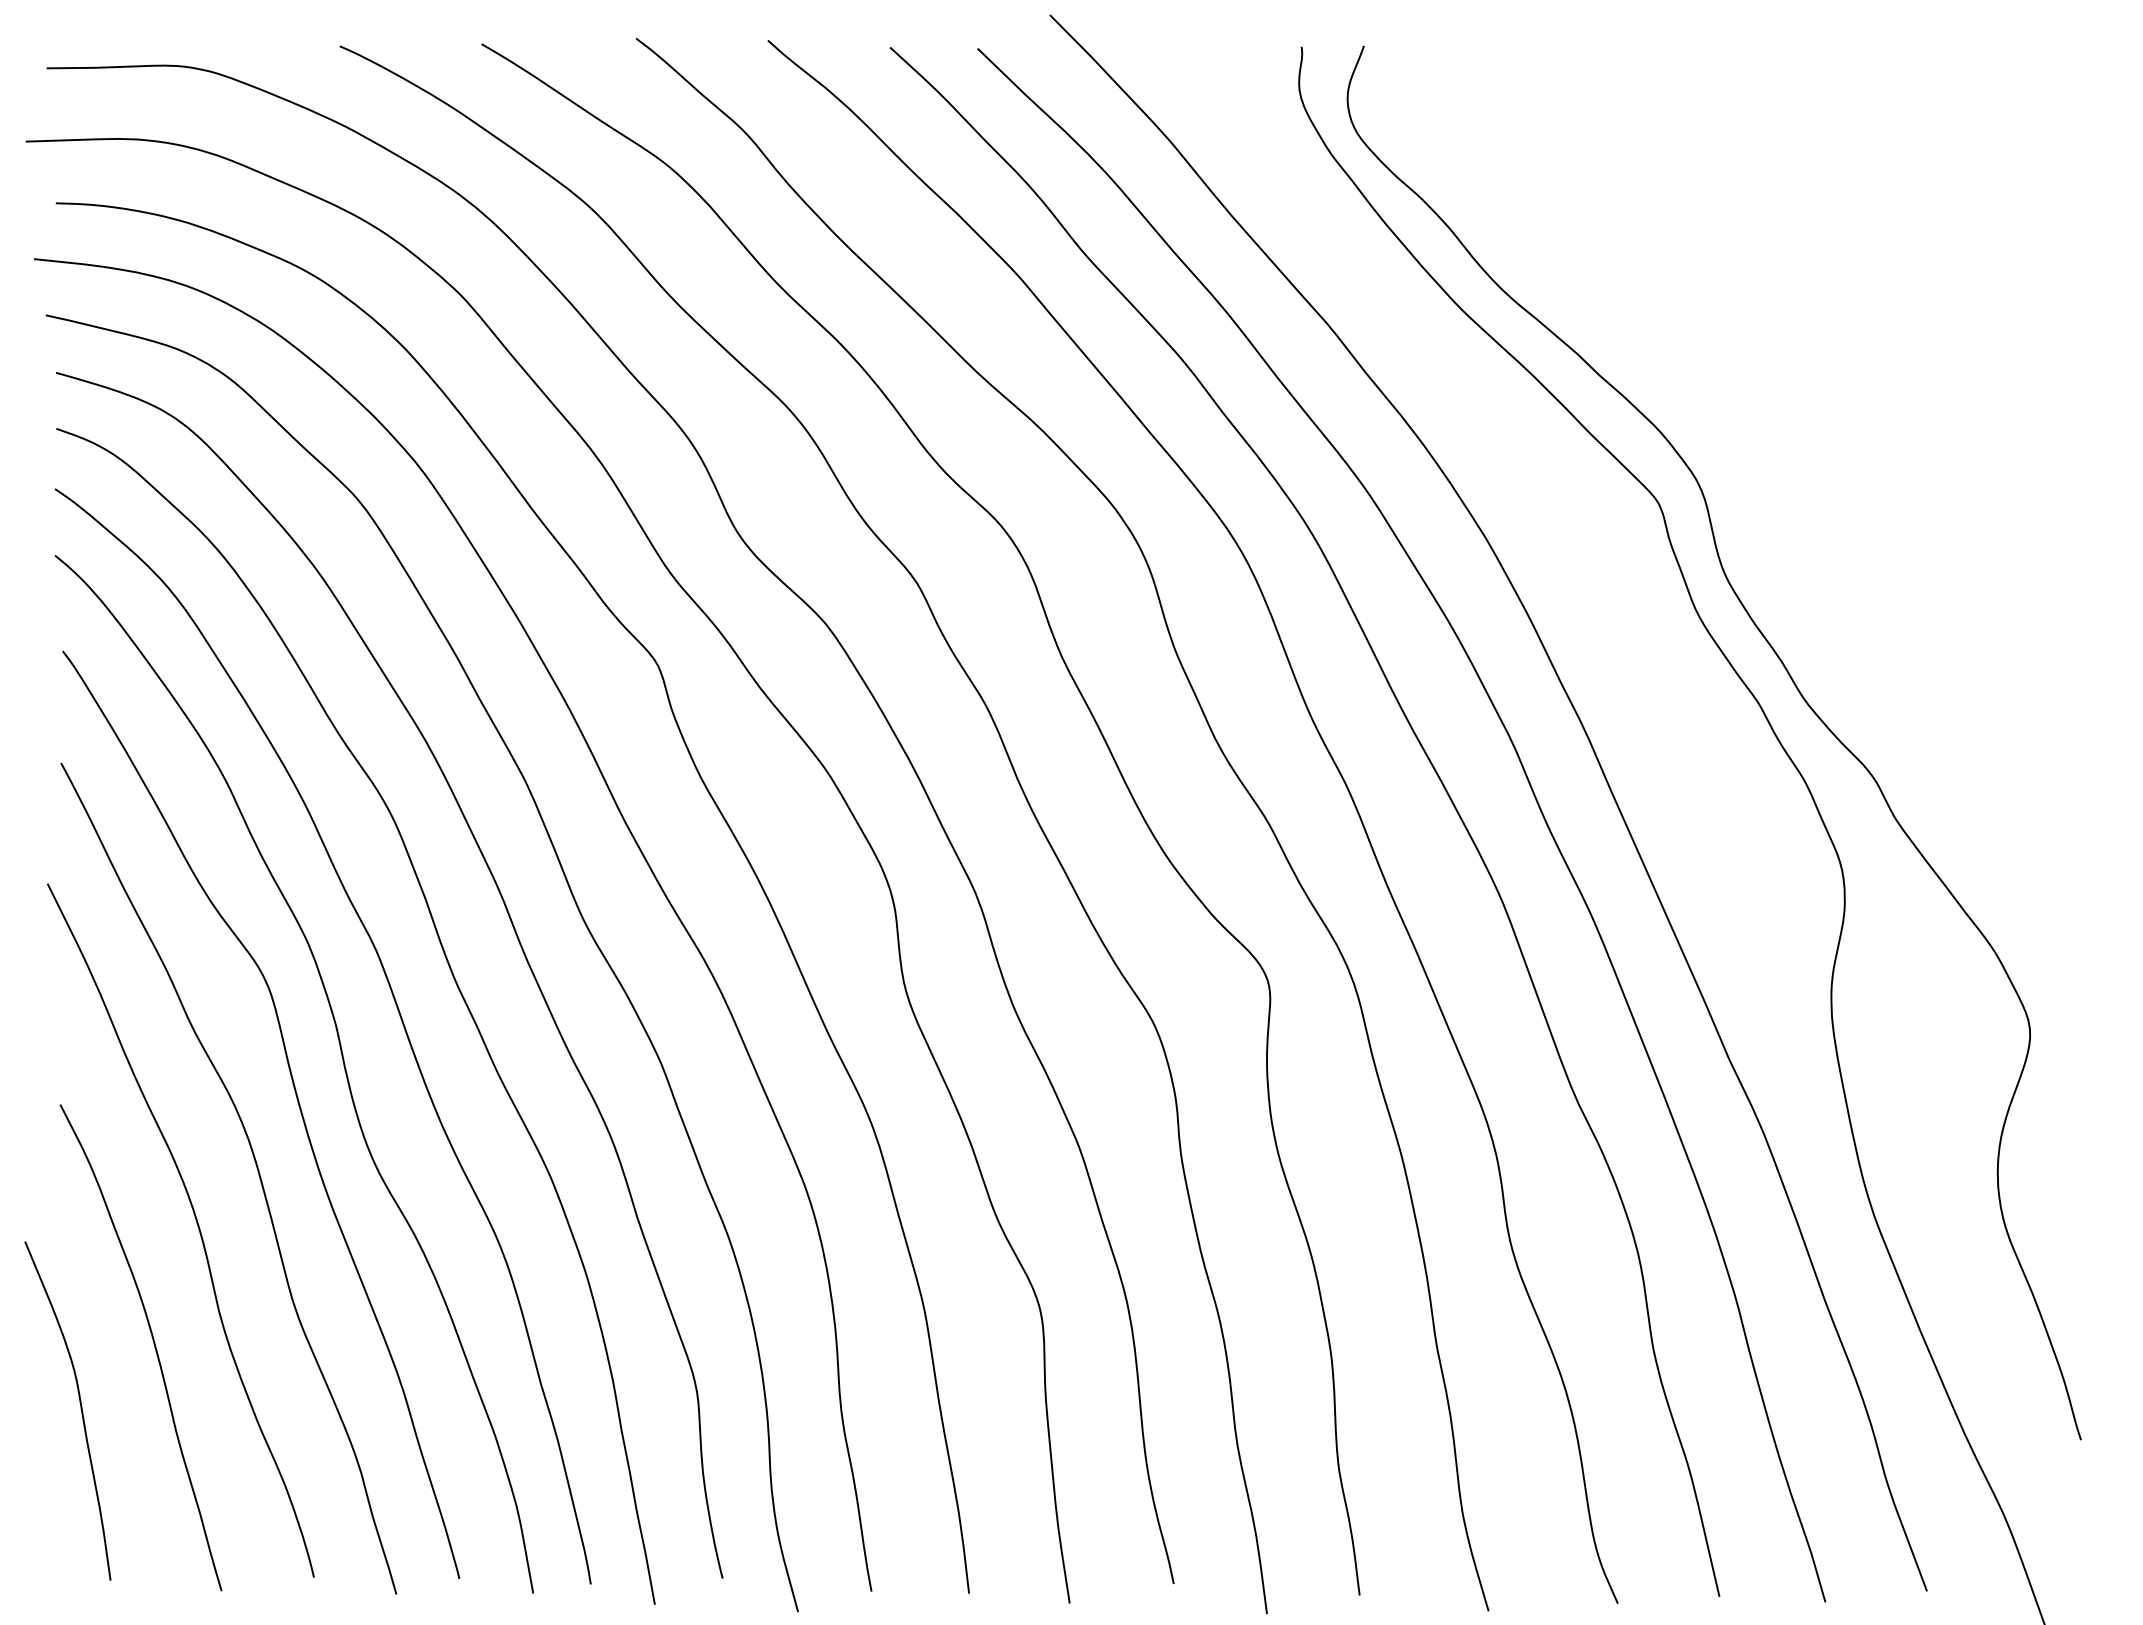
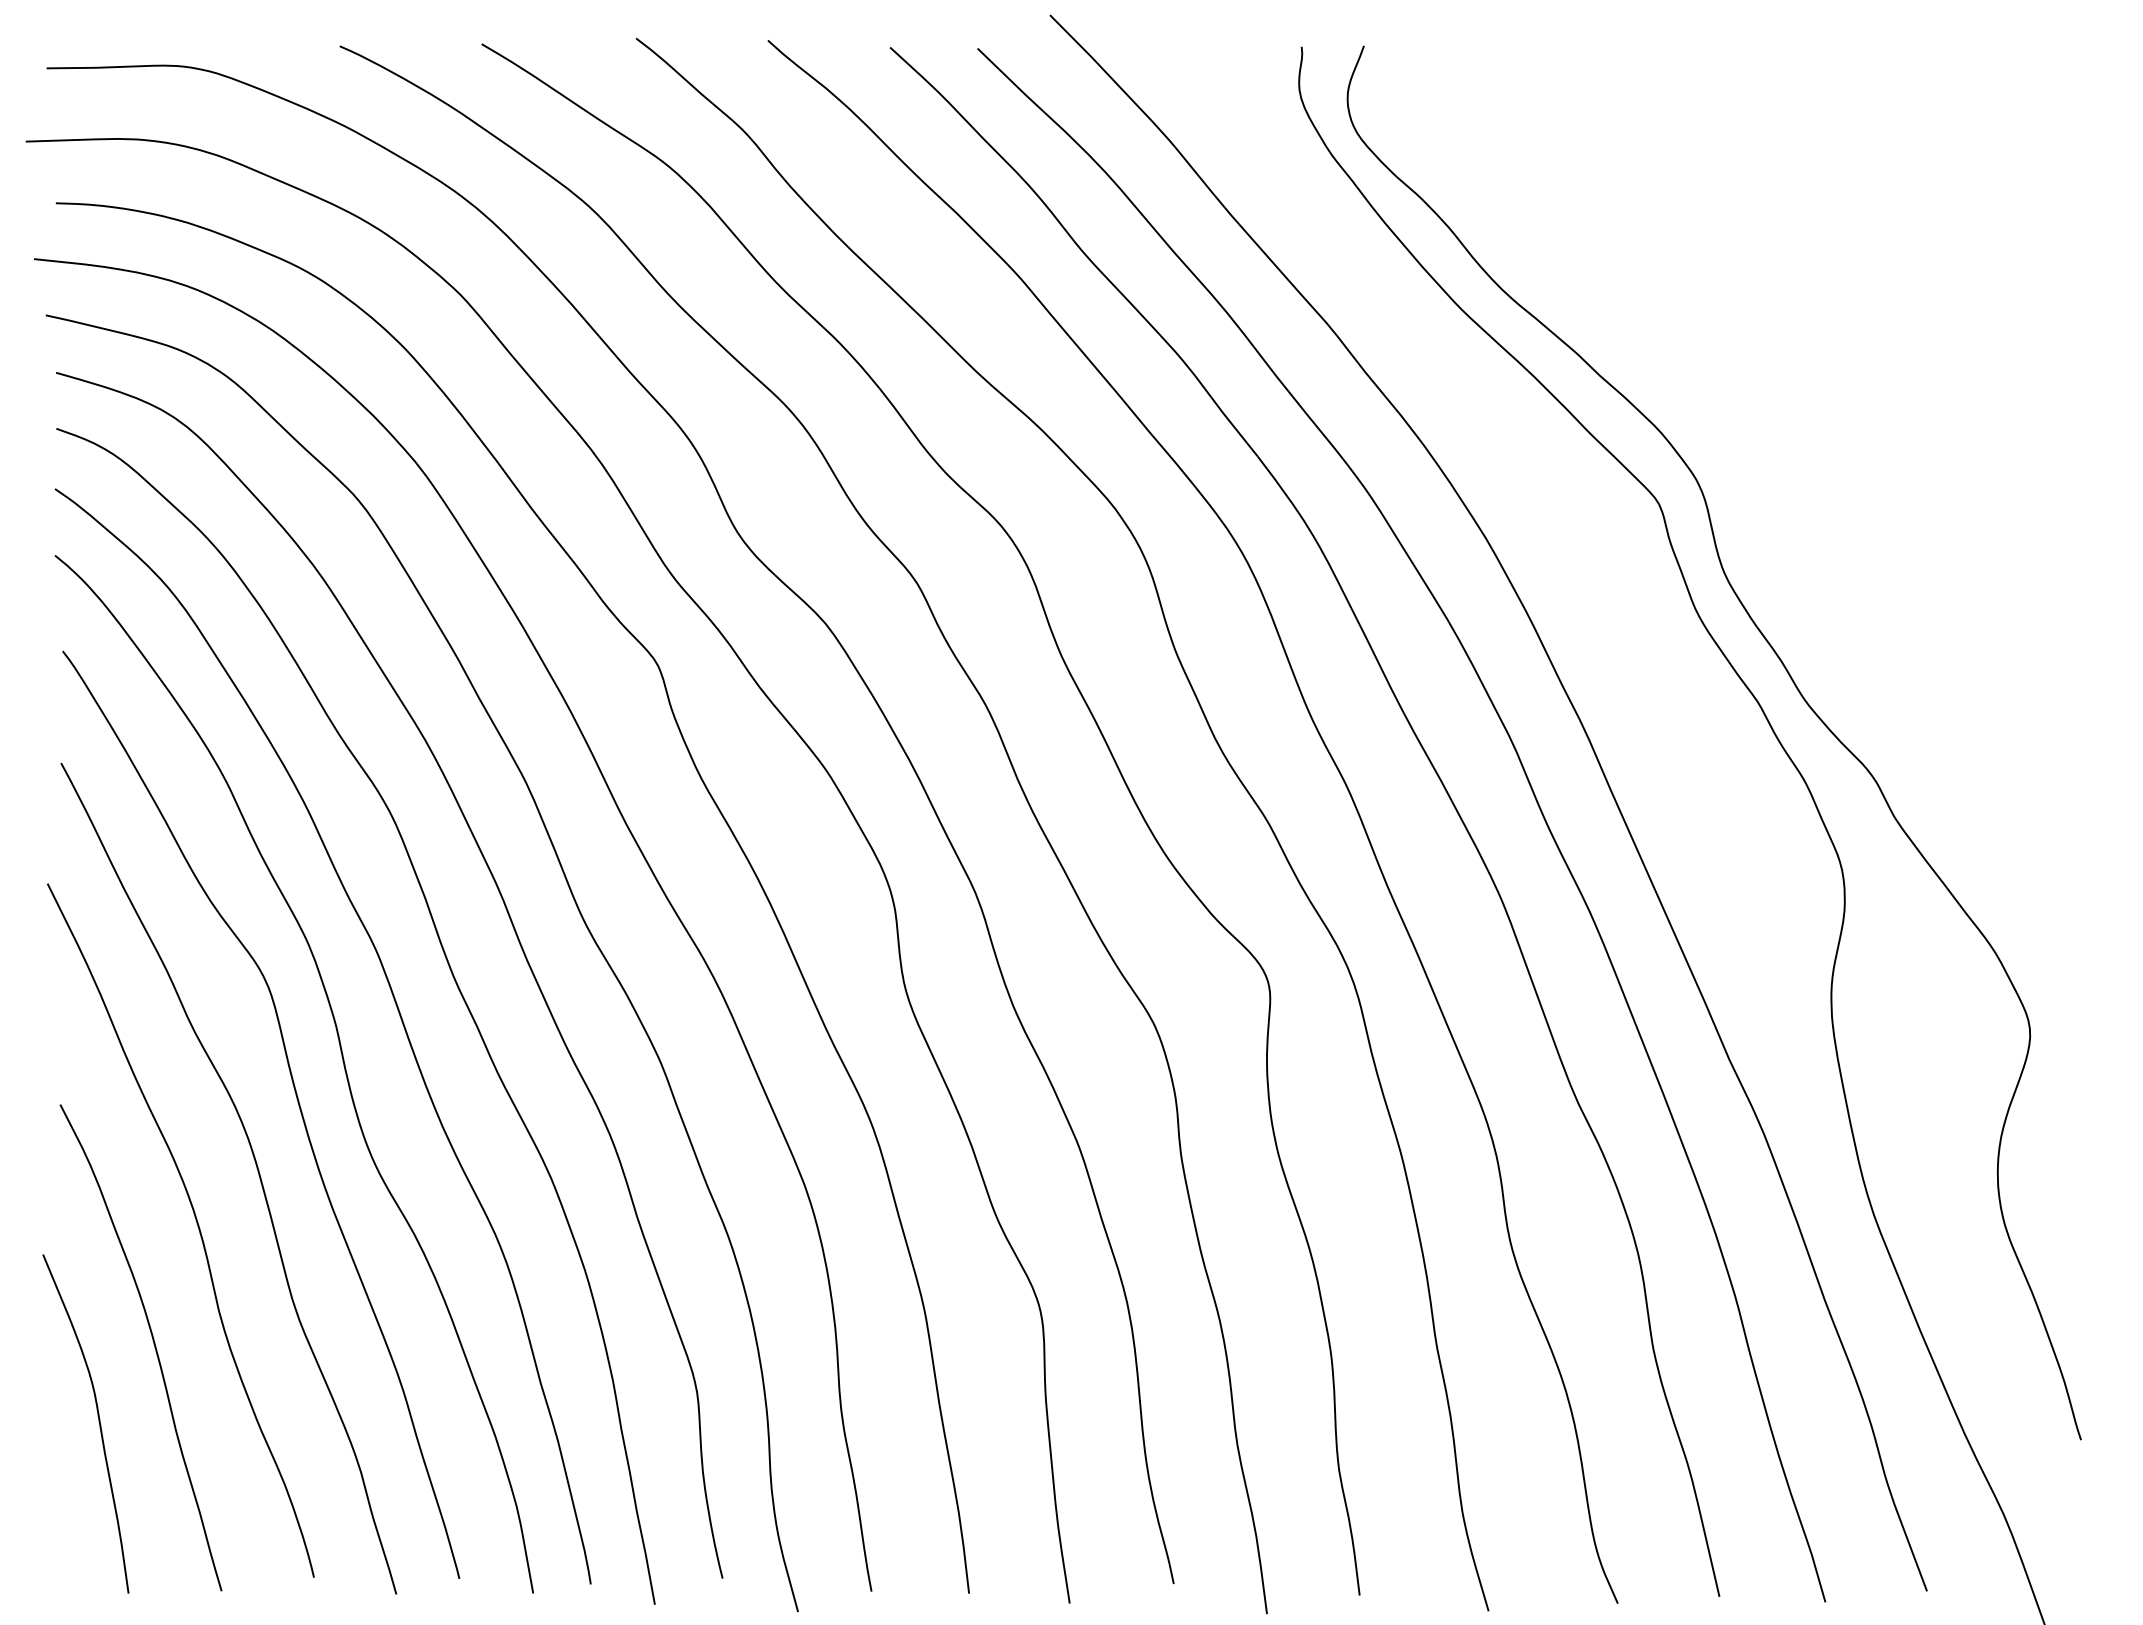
curve position: (80, 1409) -> (98, 1422) (98, 1422)
